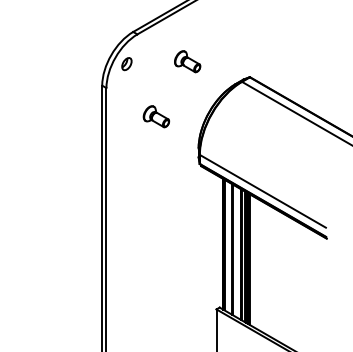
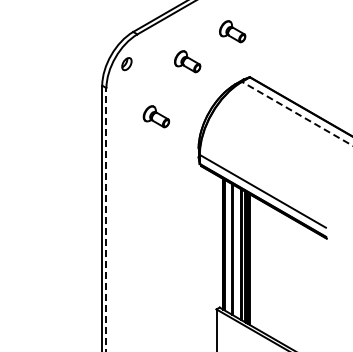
part: none -> present (232, 31)
line: solid -> dashed (297, 113)
line: solid -> dashed (106, 220)
